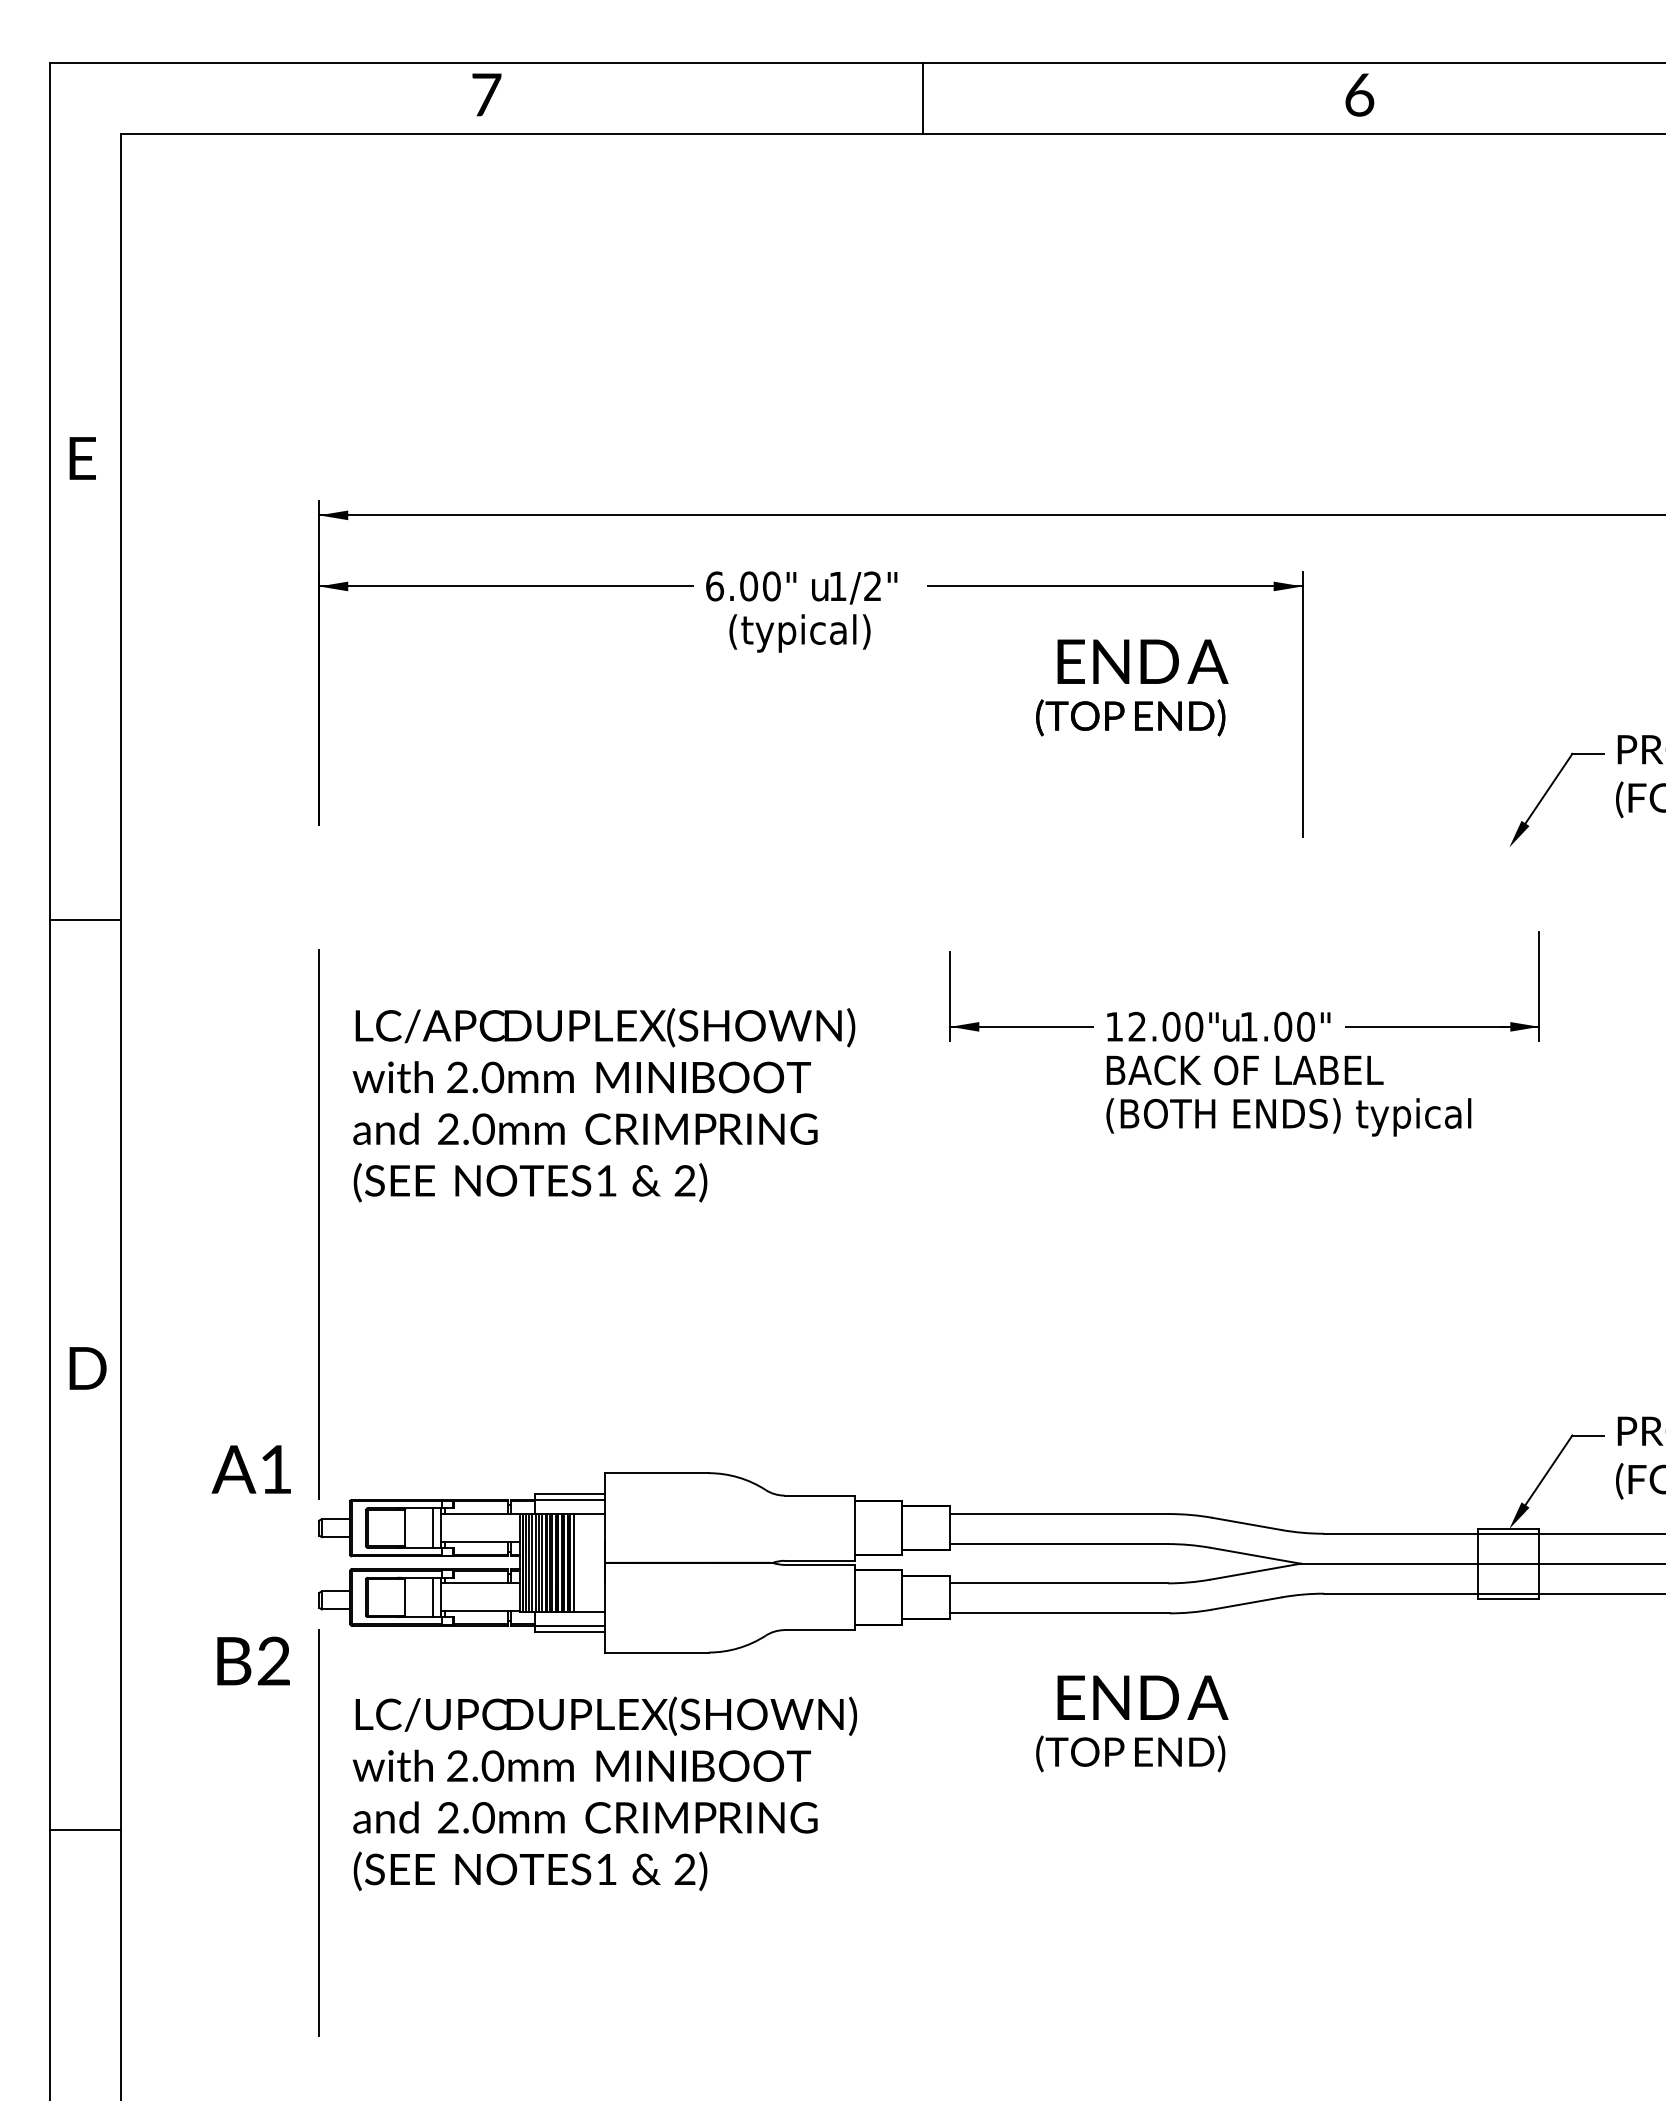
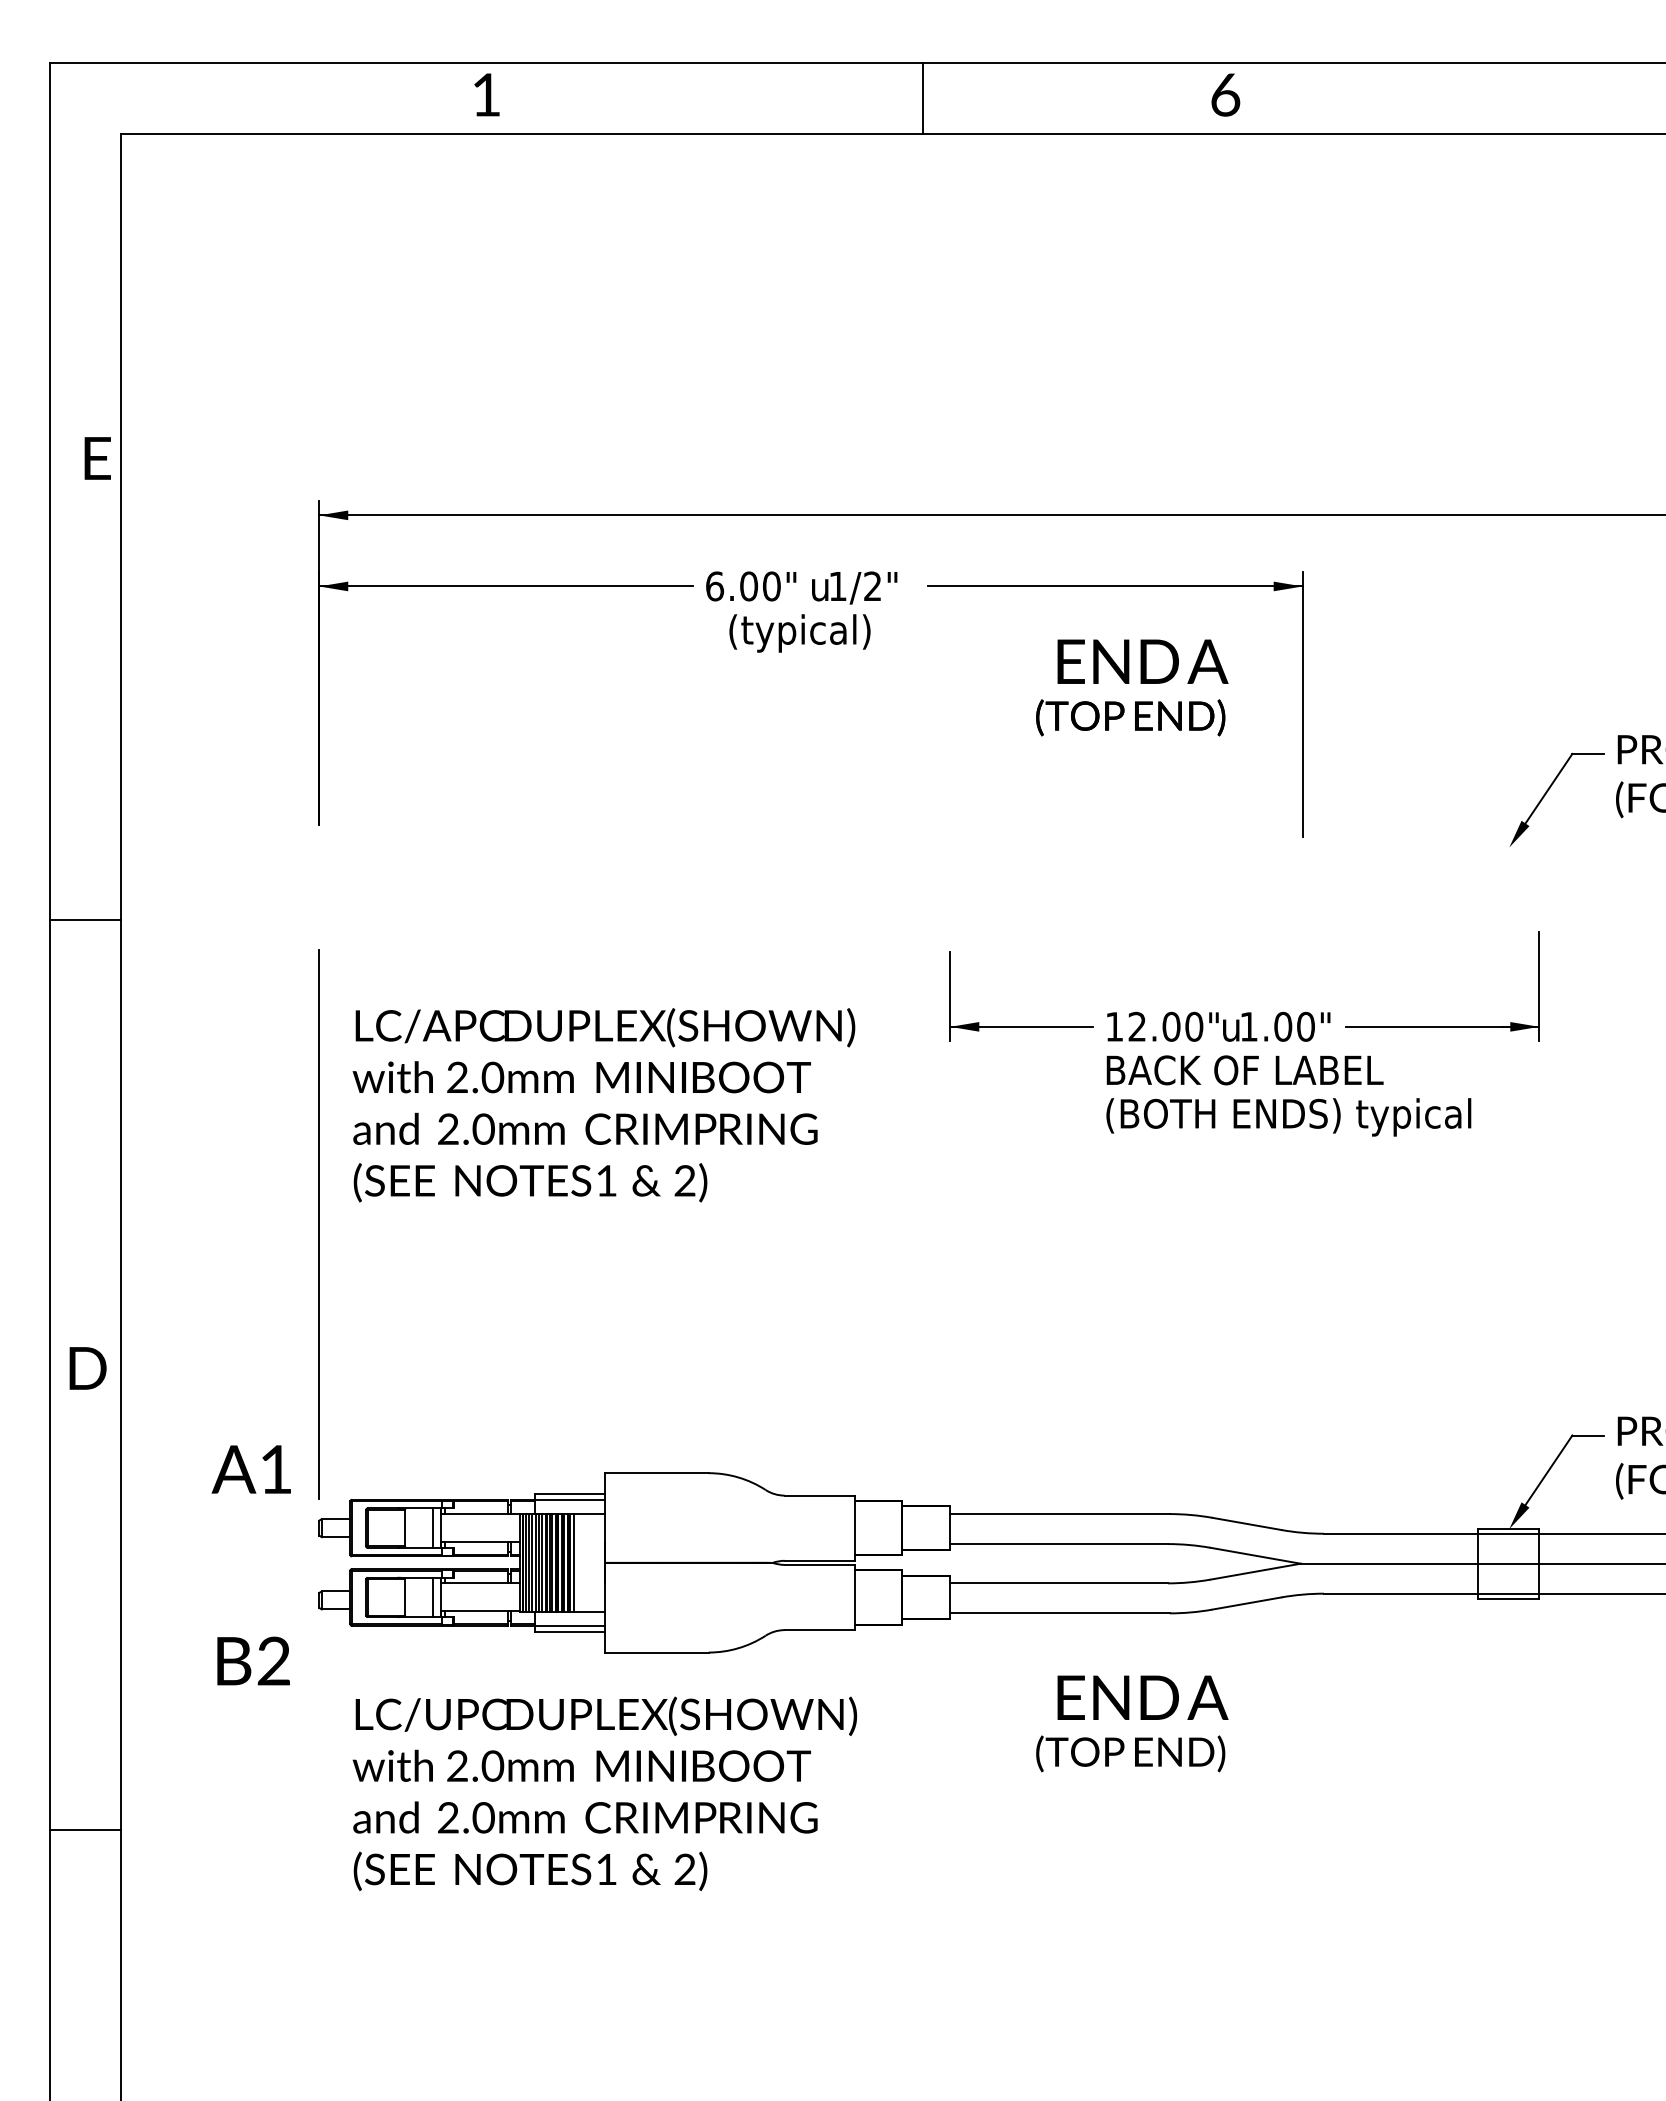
text: 7 -> 1 (486, 94)
text position: (1359, 94) -> (1225, 94) (1225, 94)
text position: (82, 458) -> (97, 458) (97, 458)
line: present -> none (319, 1832)
